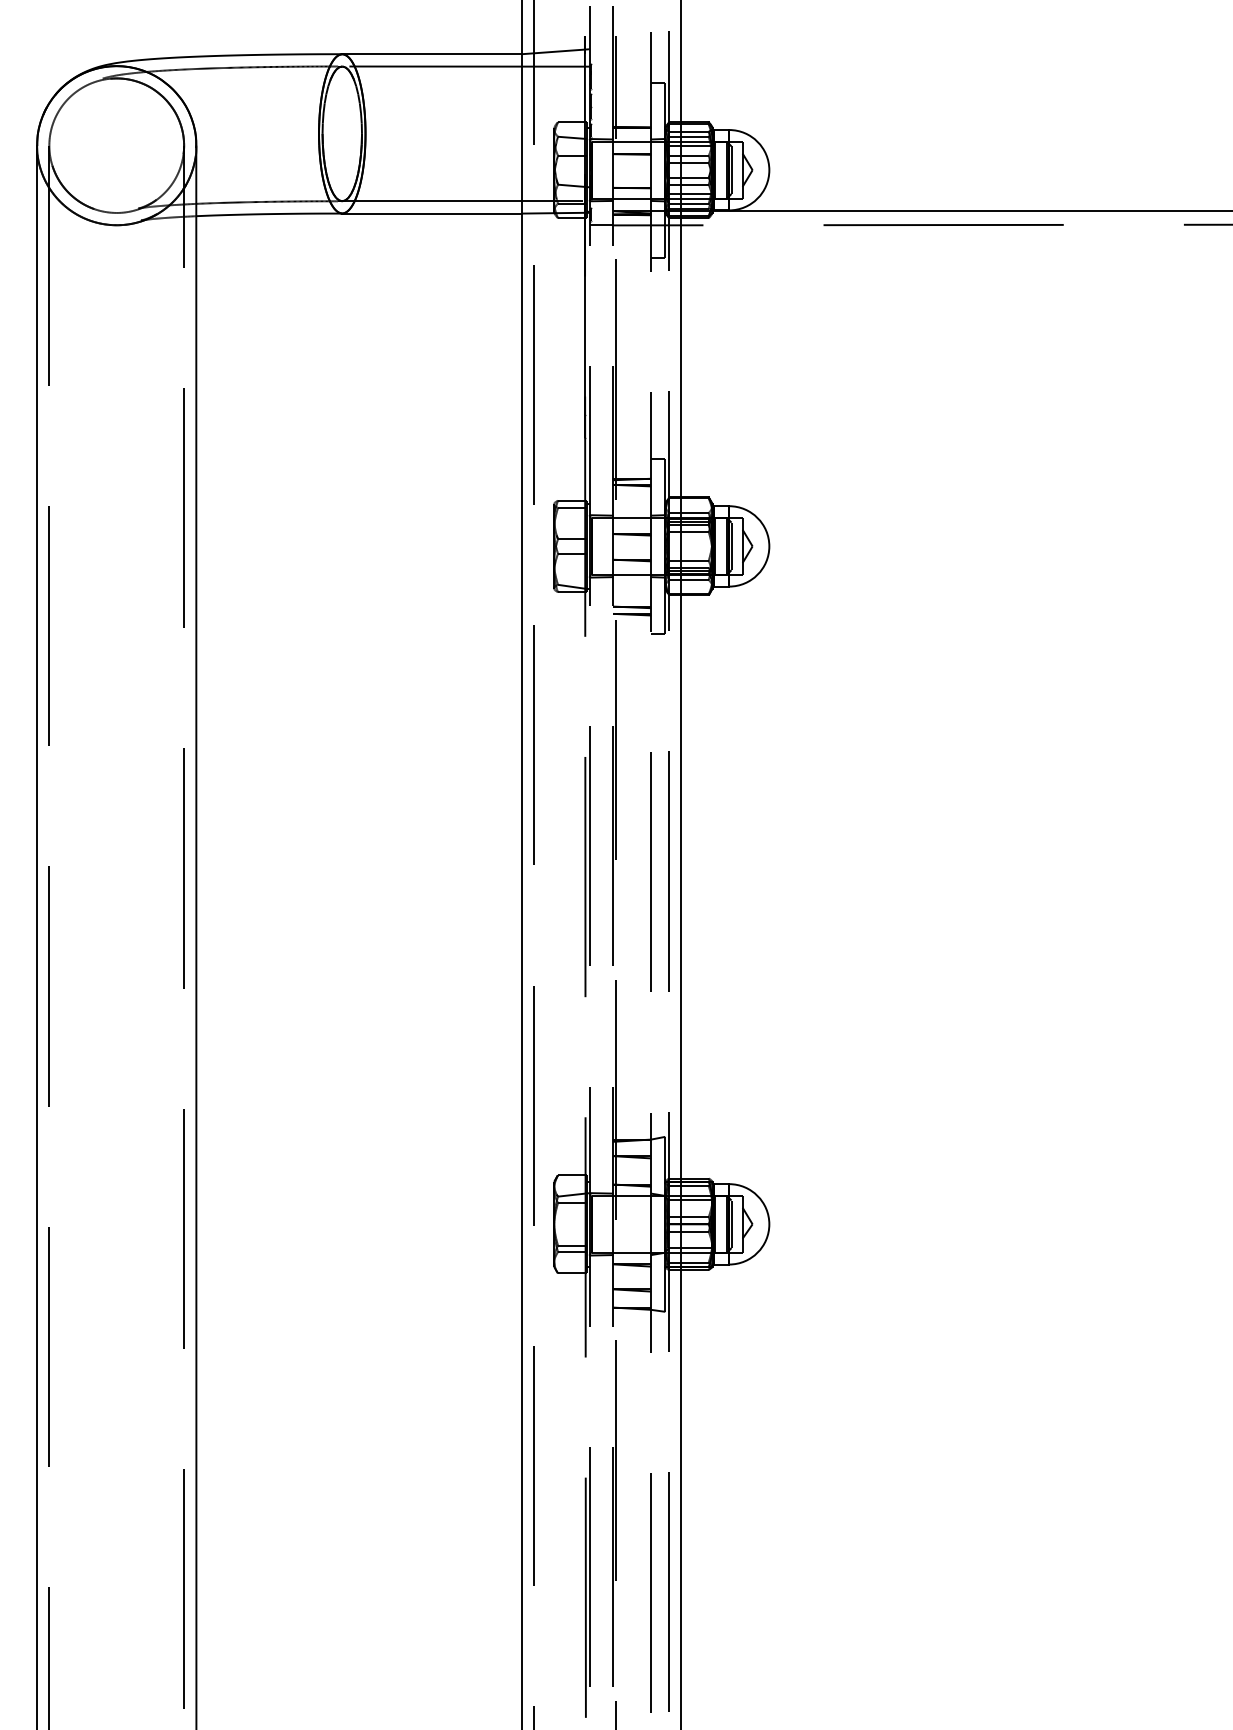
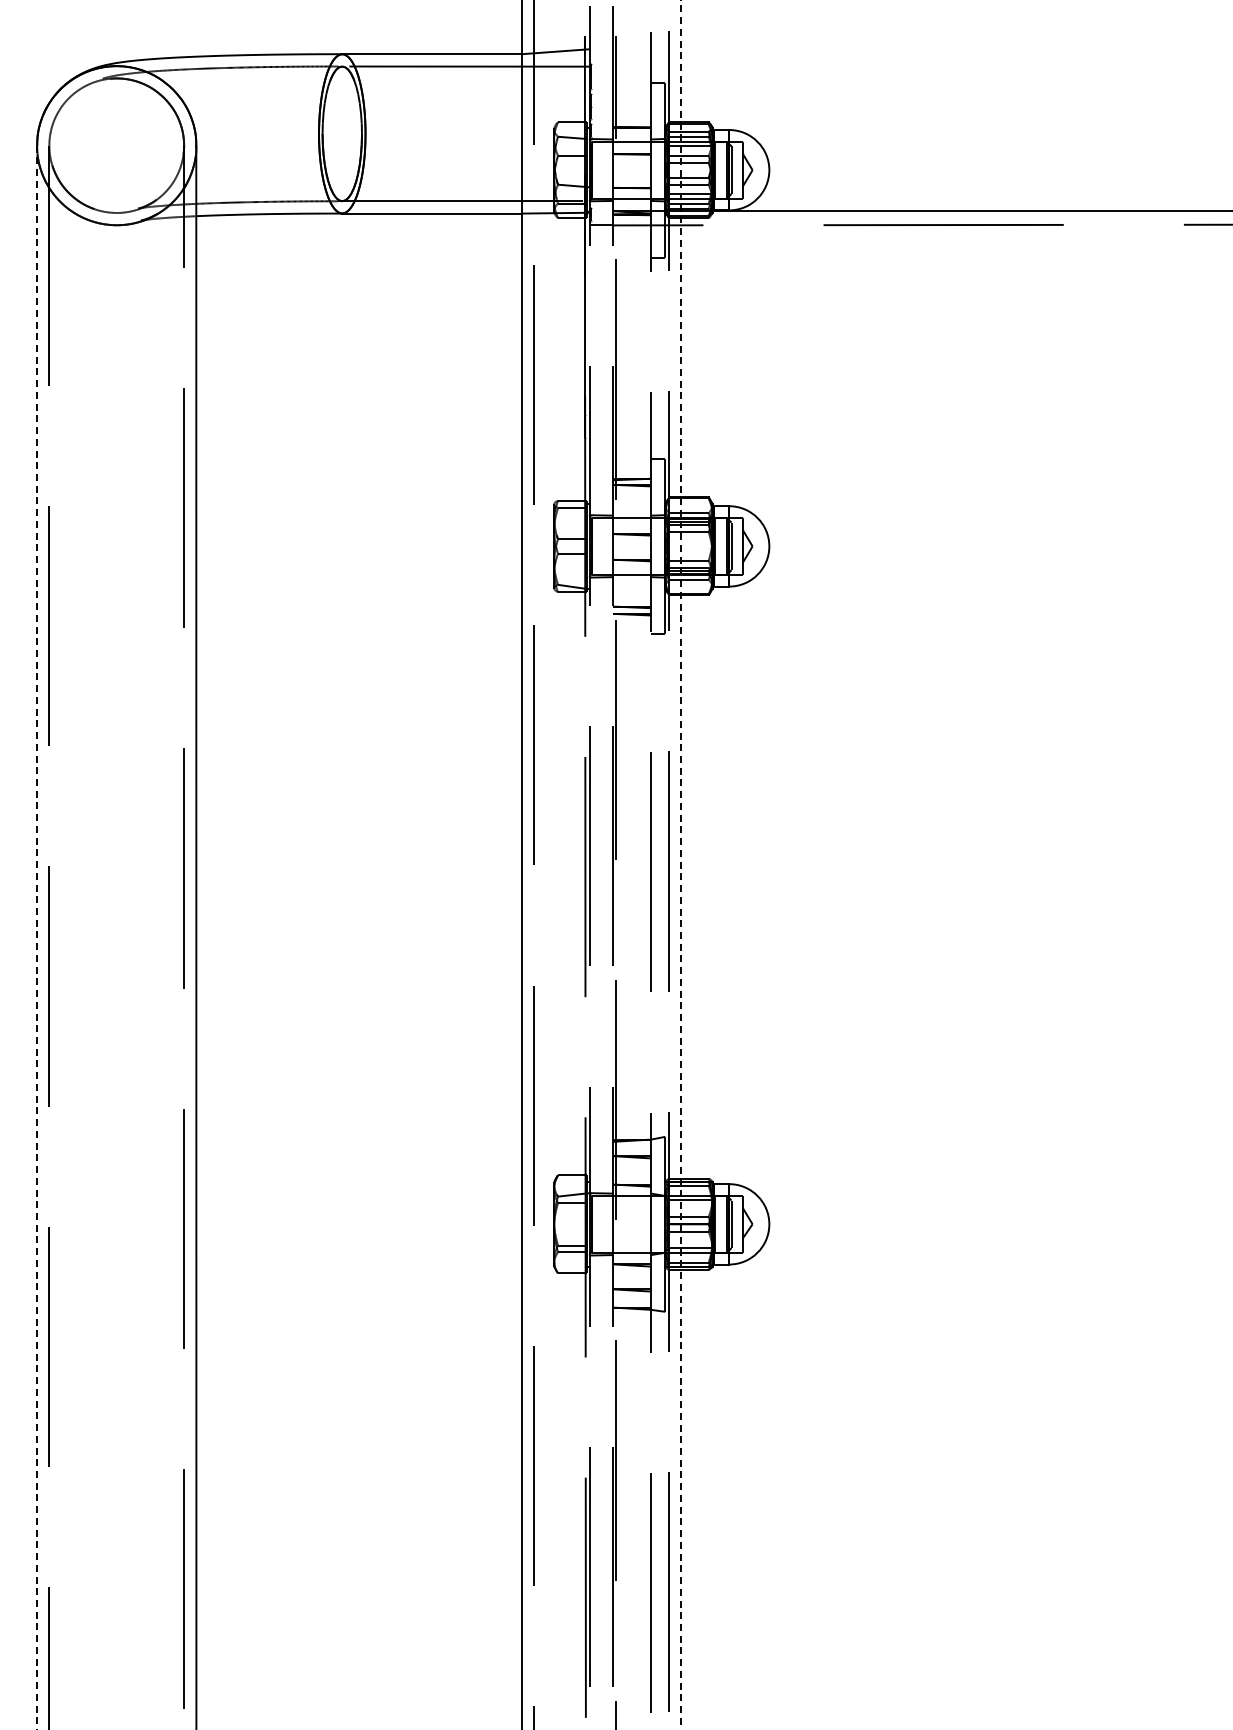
line: solid -> dashed (681, 864)
line: solid -> dashed (37, 938)
